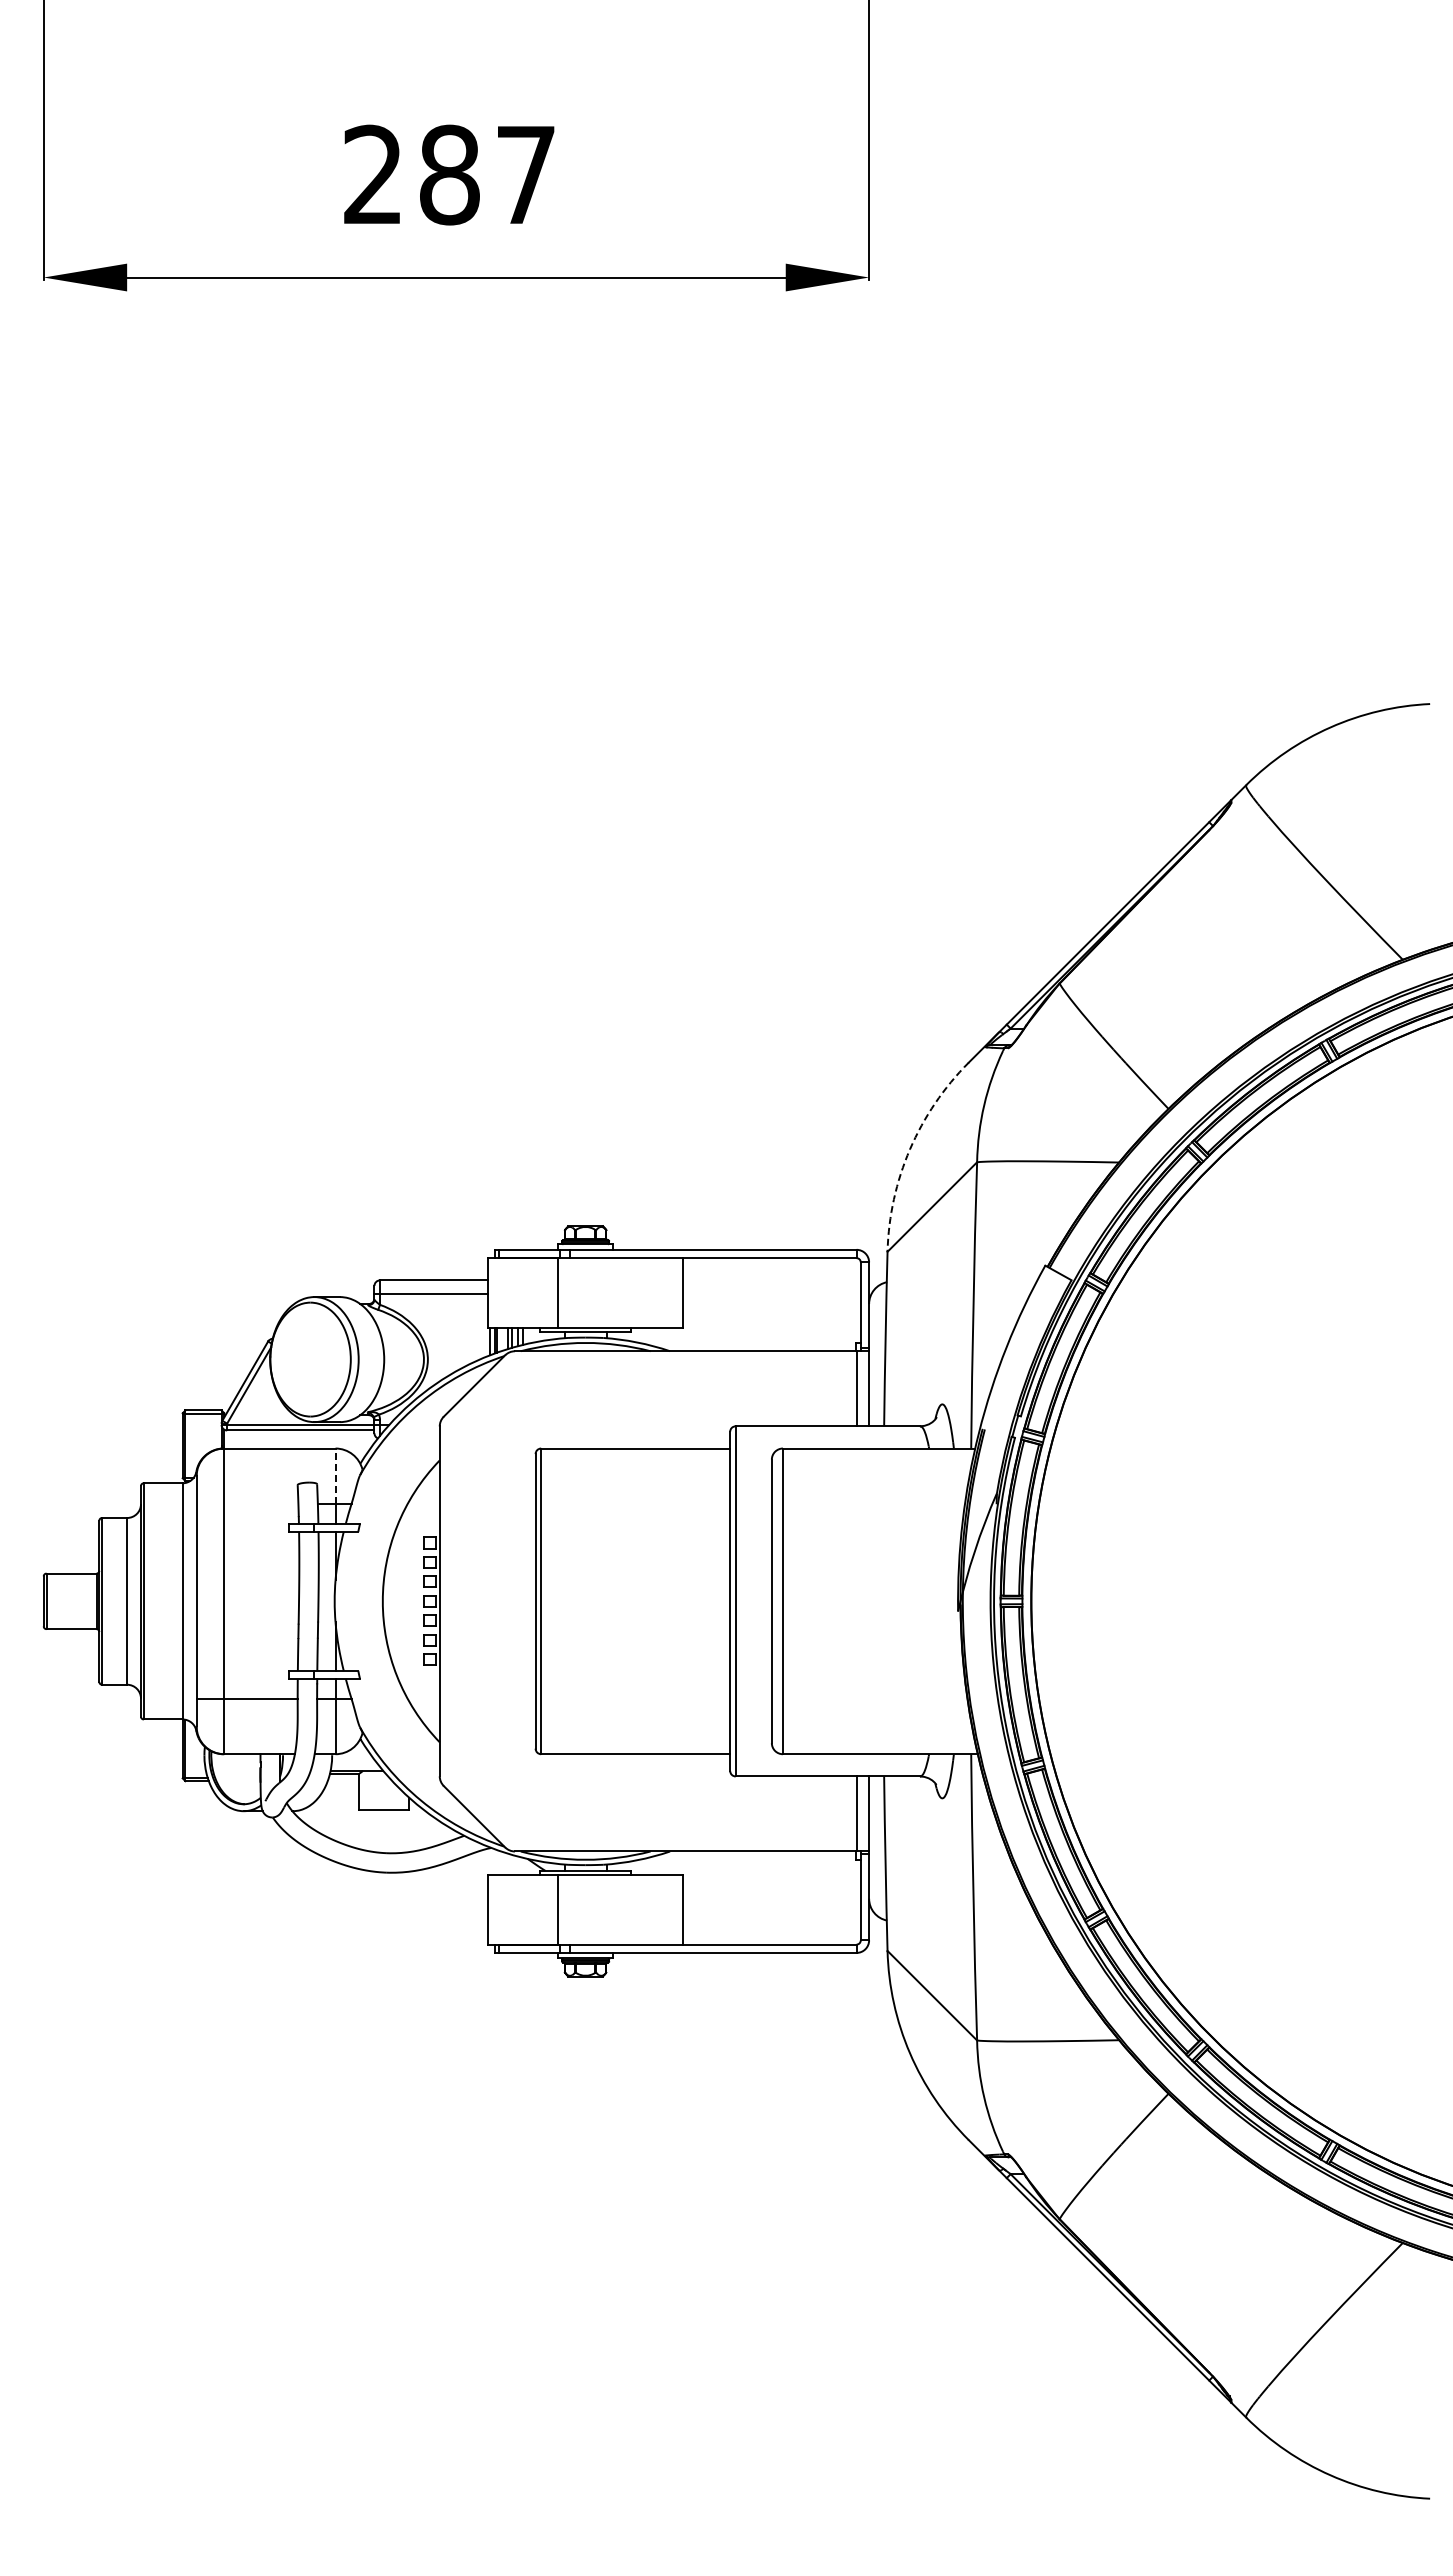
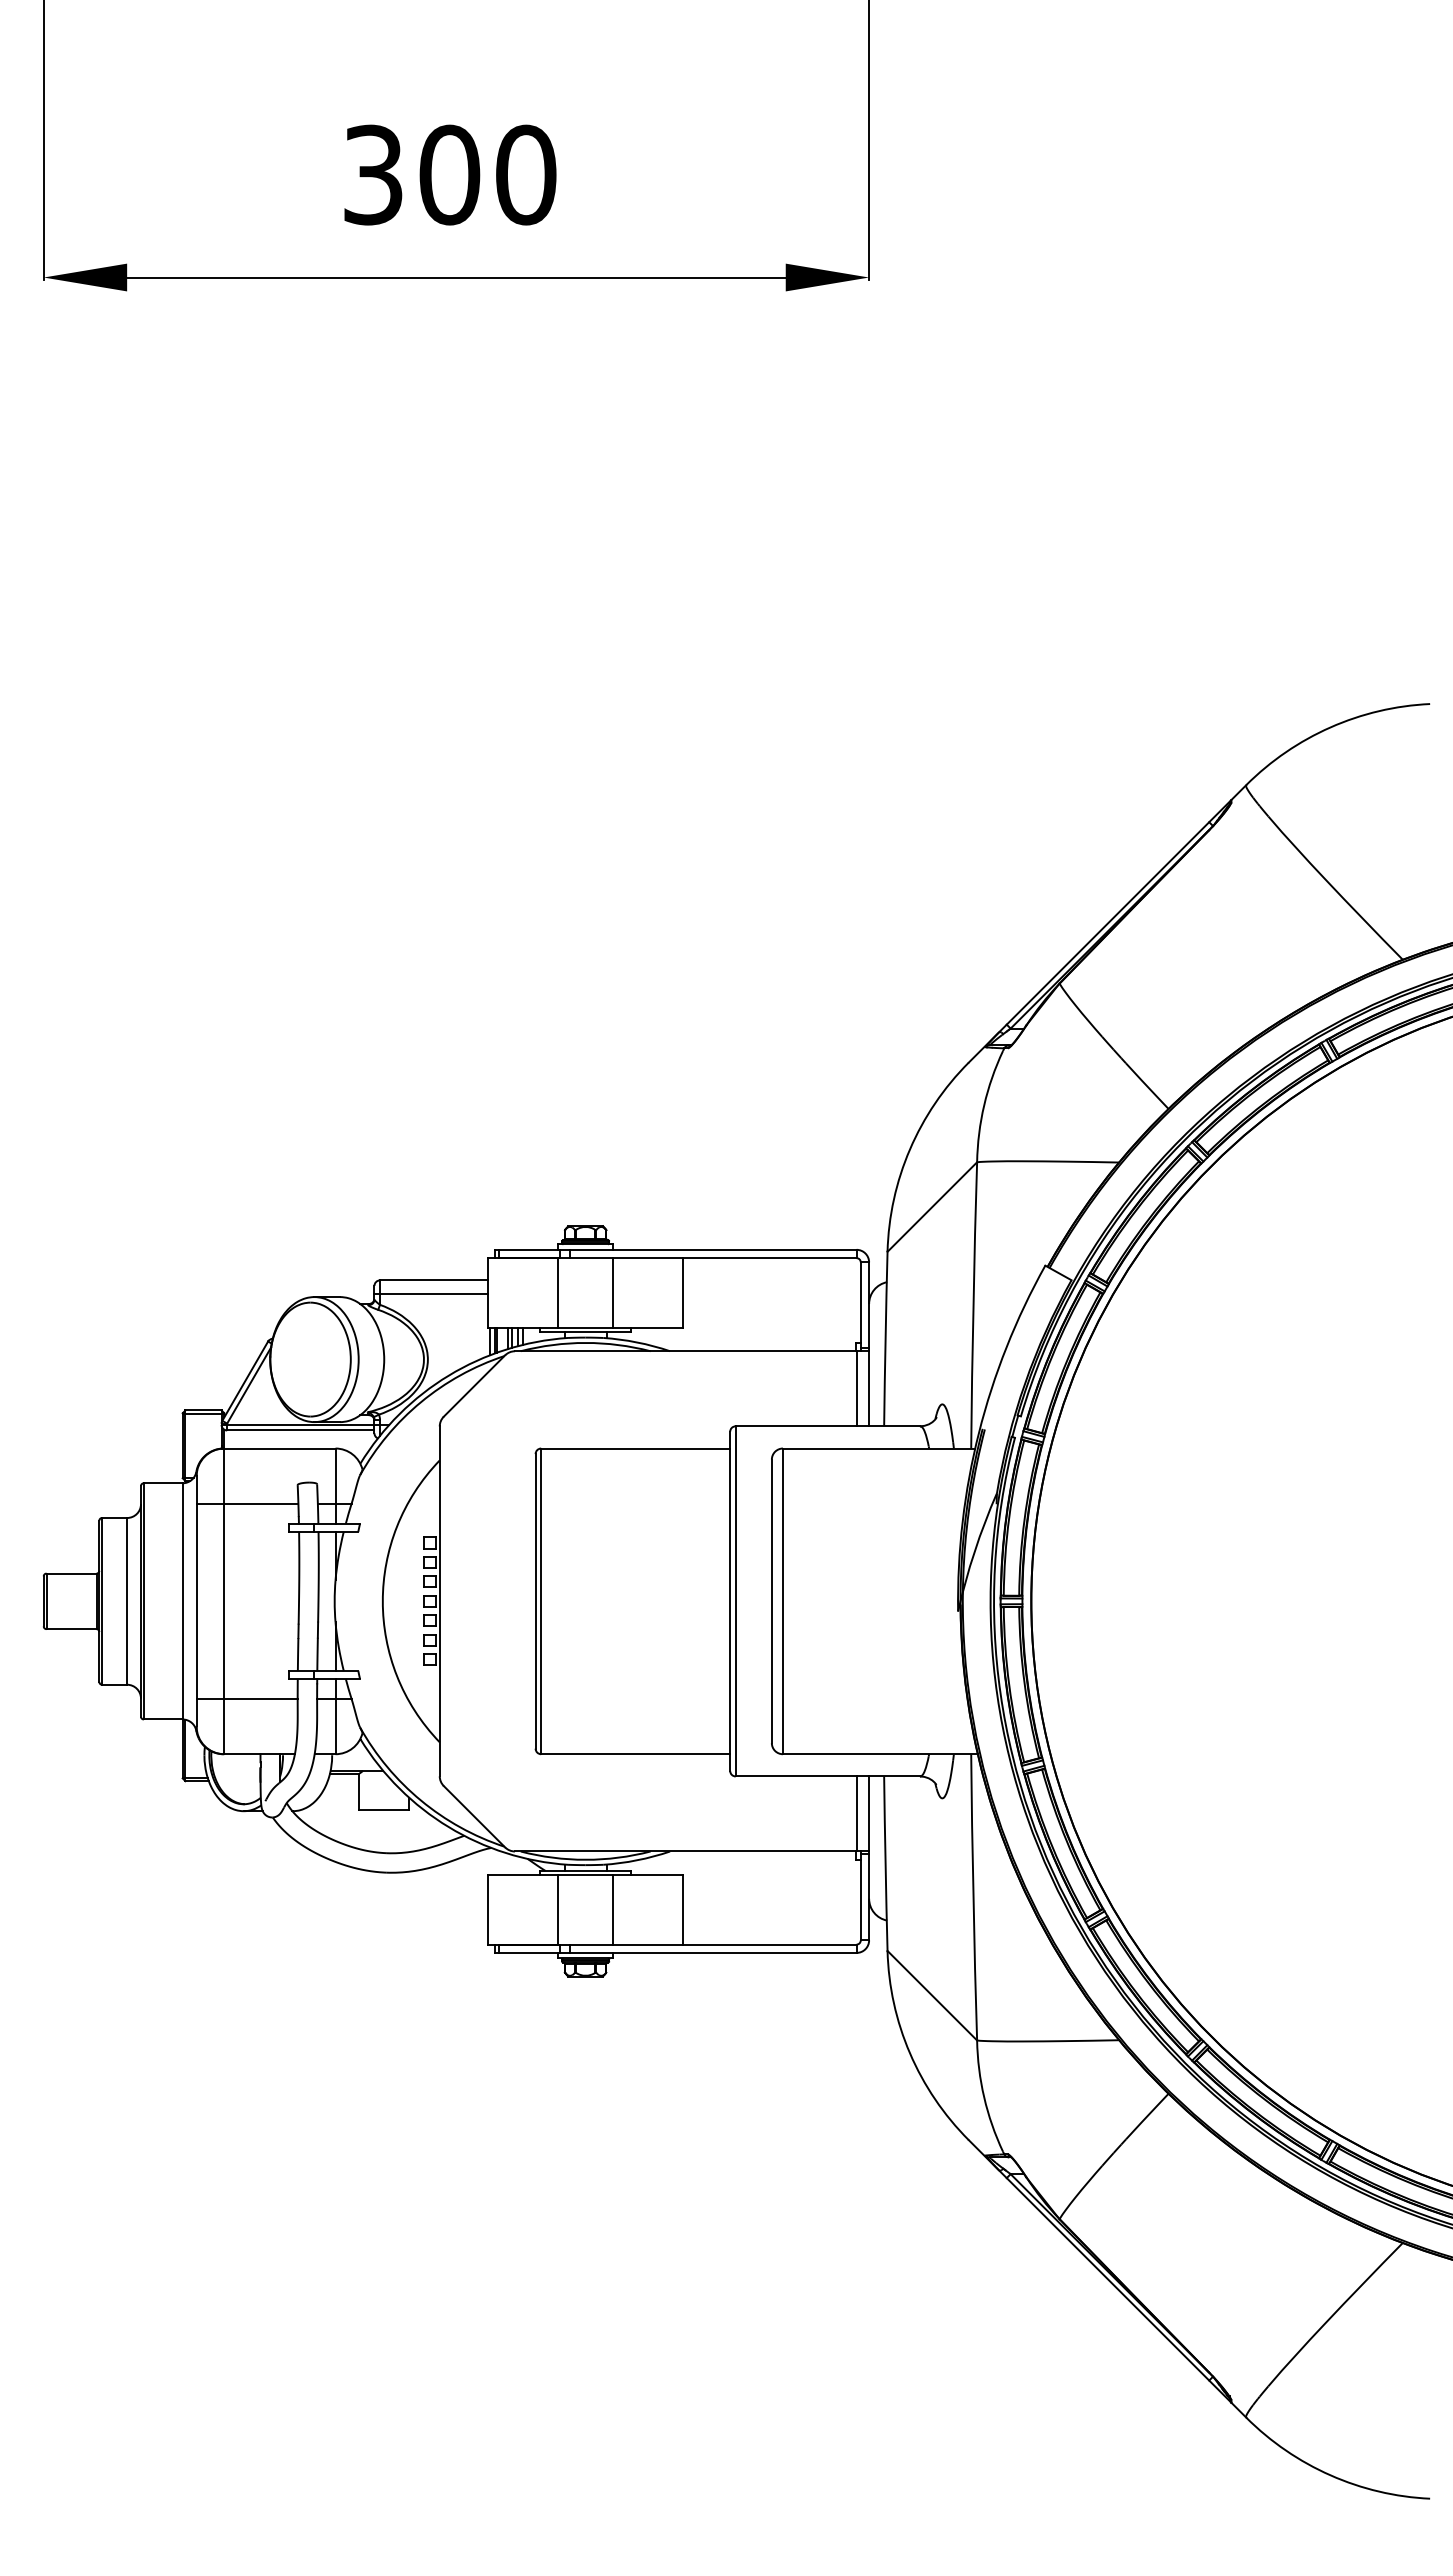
text: 287 -> 300 (450, 174)
arc: dashed -> solid (910, 1149)
line: none -> present (613, 1292)
line: dashed -> solid (335, 1476)
line: none -> present (247, 1504)
line: none -> present (613, 1909)
